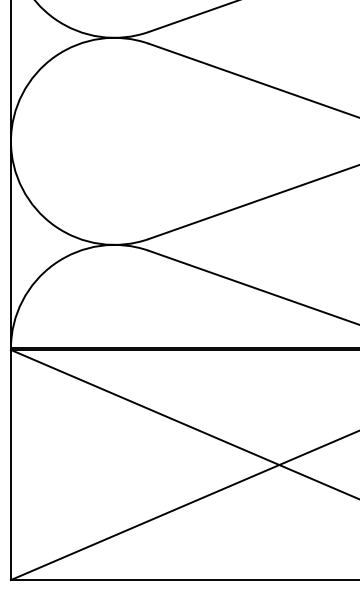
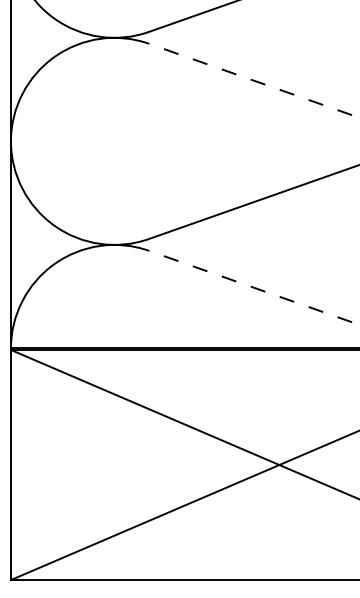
line: solid -> dashed (254, 80)
line: solid -> dashed (254, 287)
